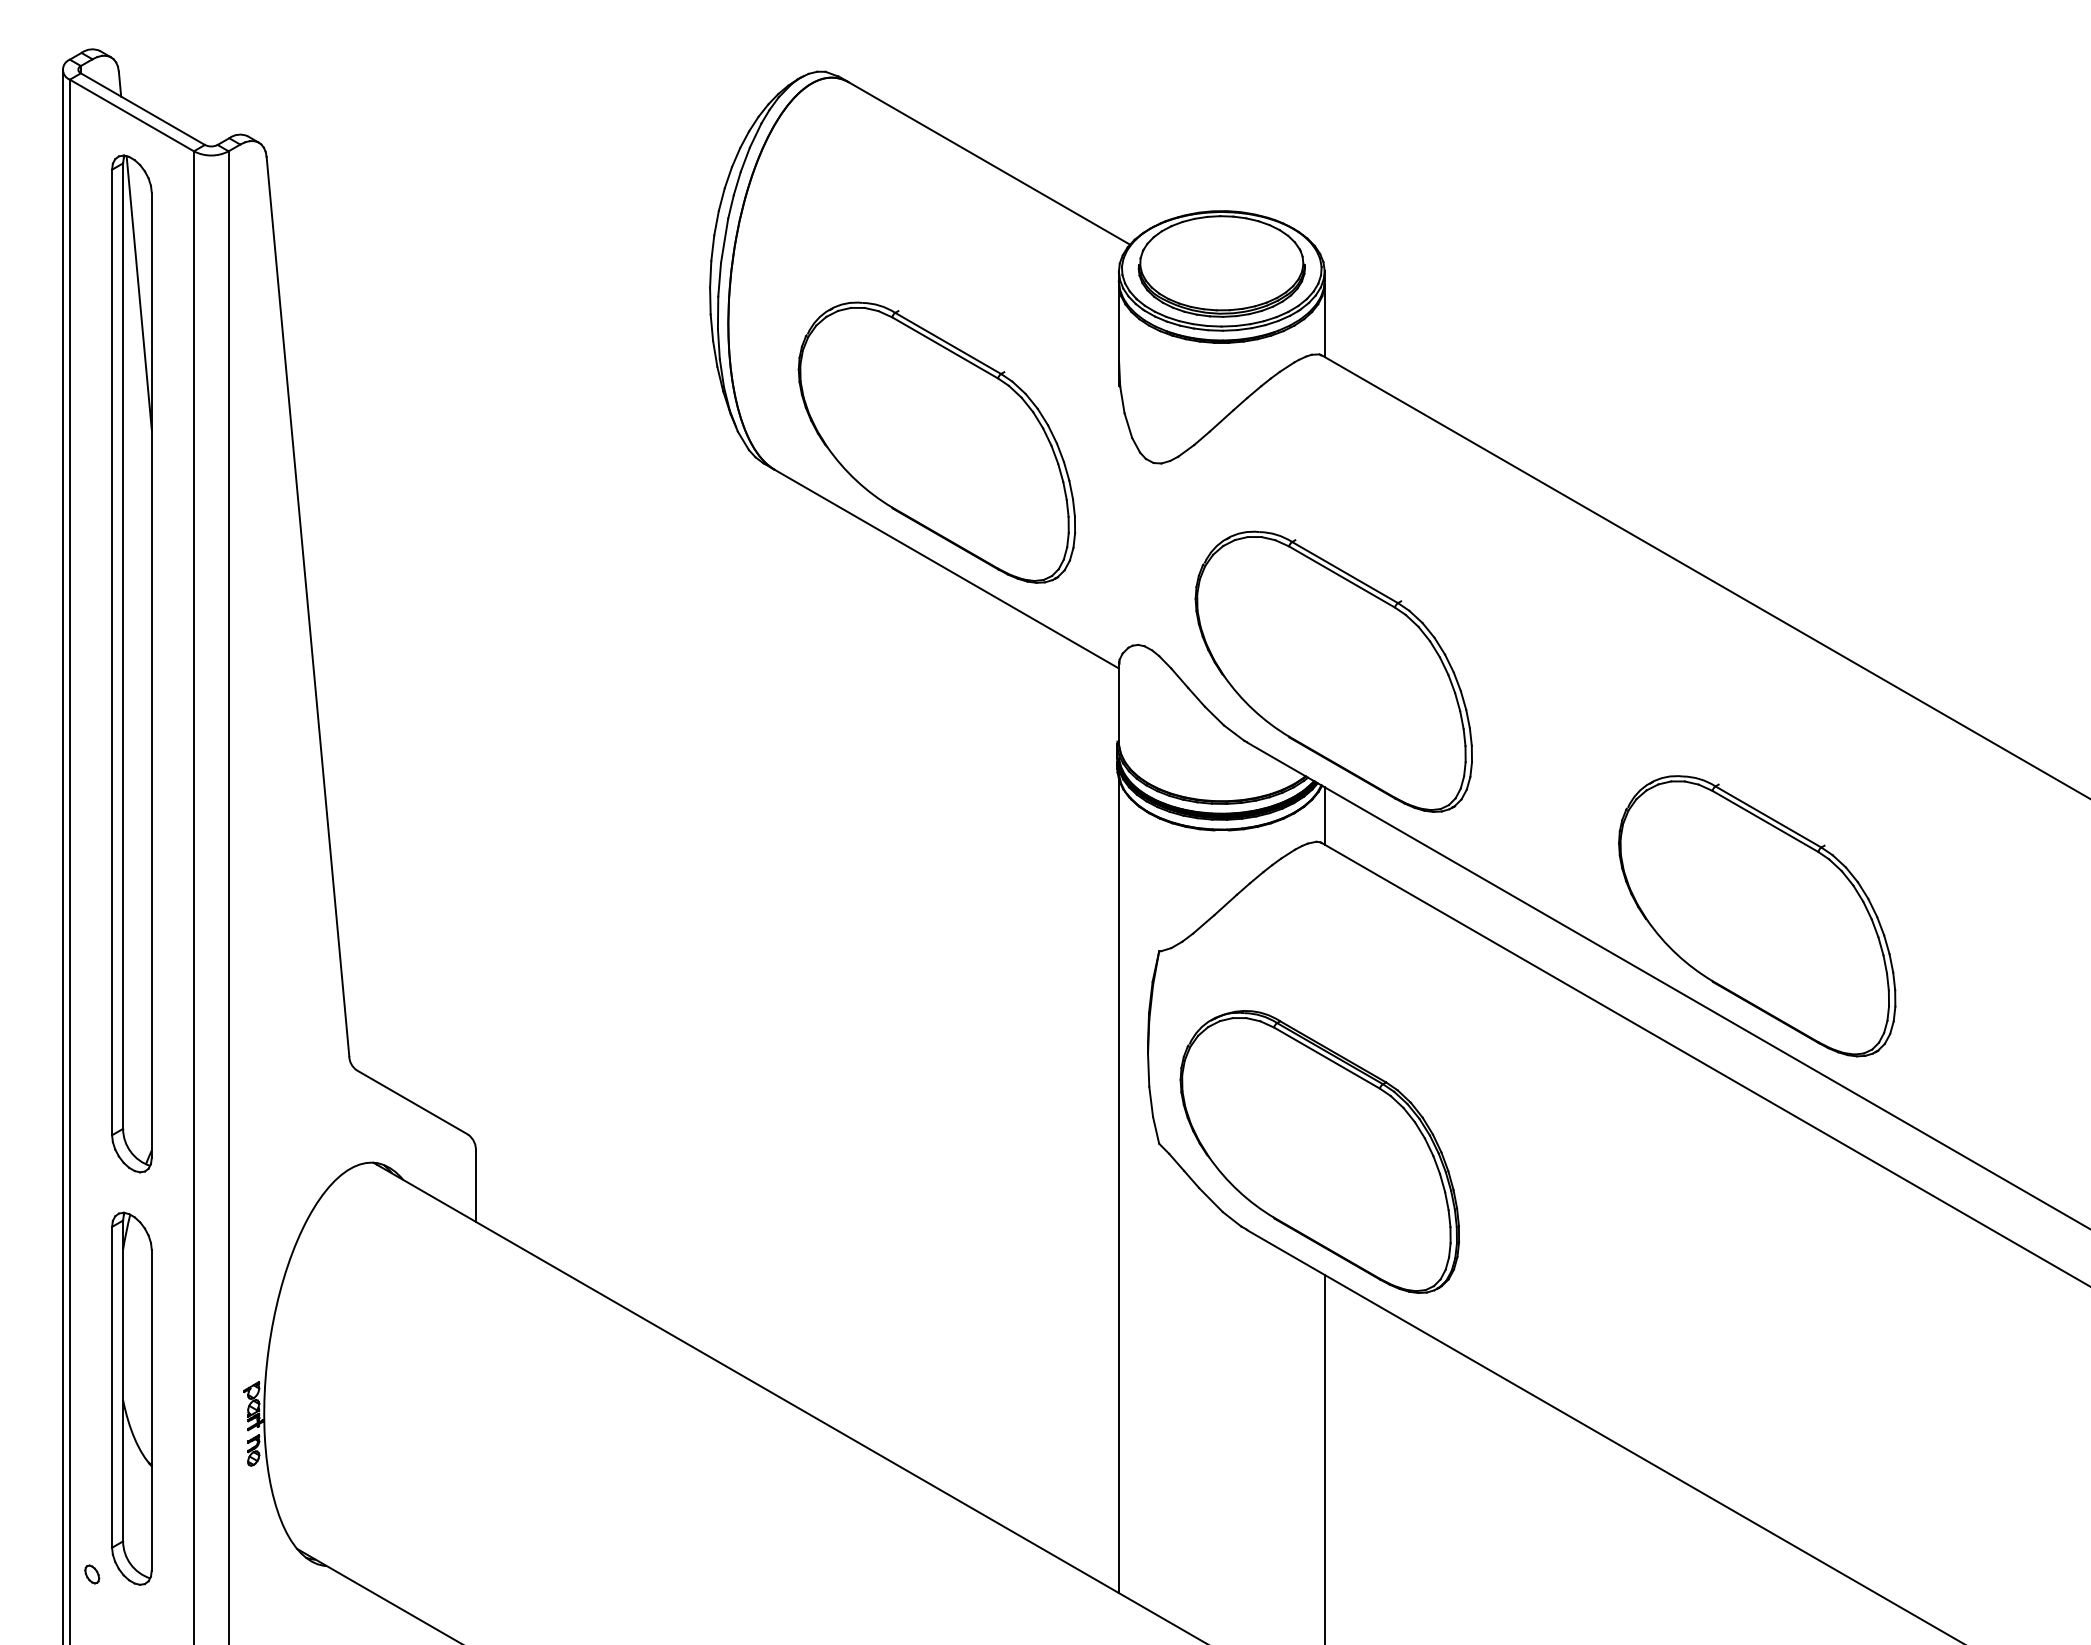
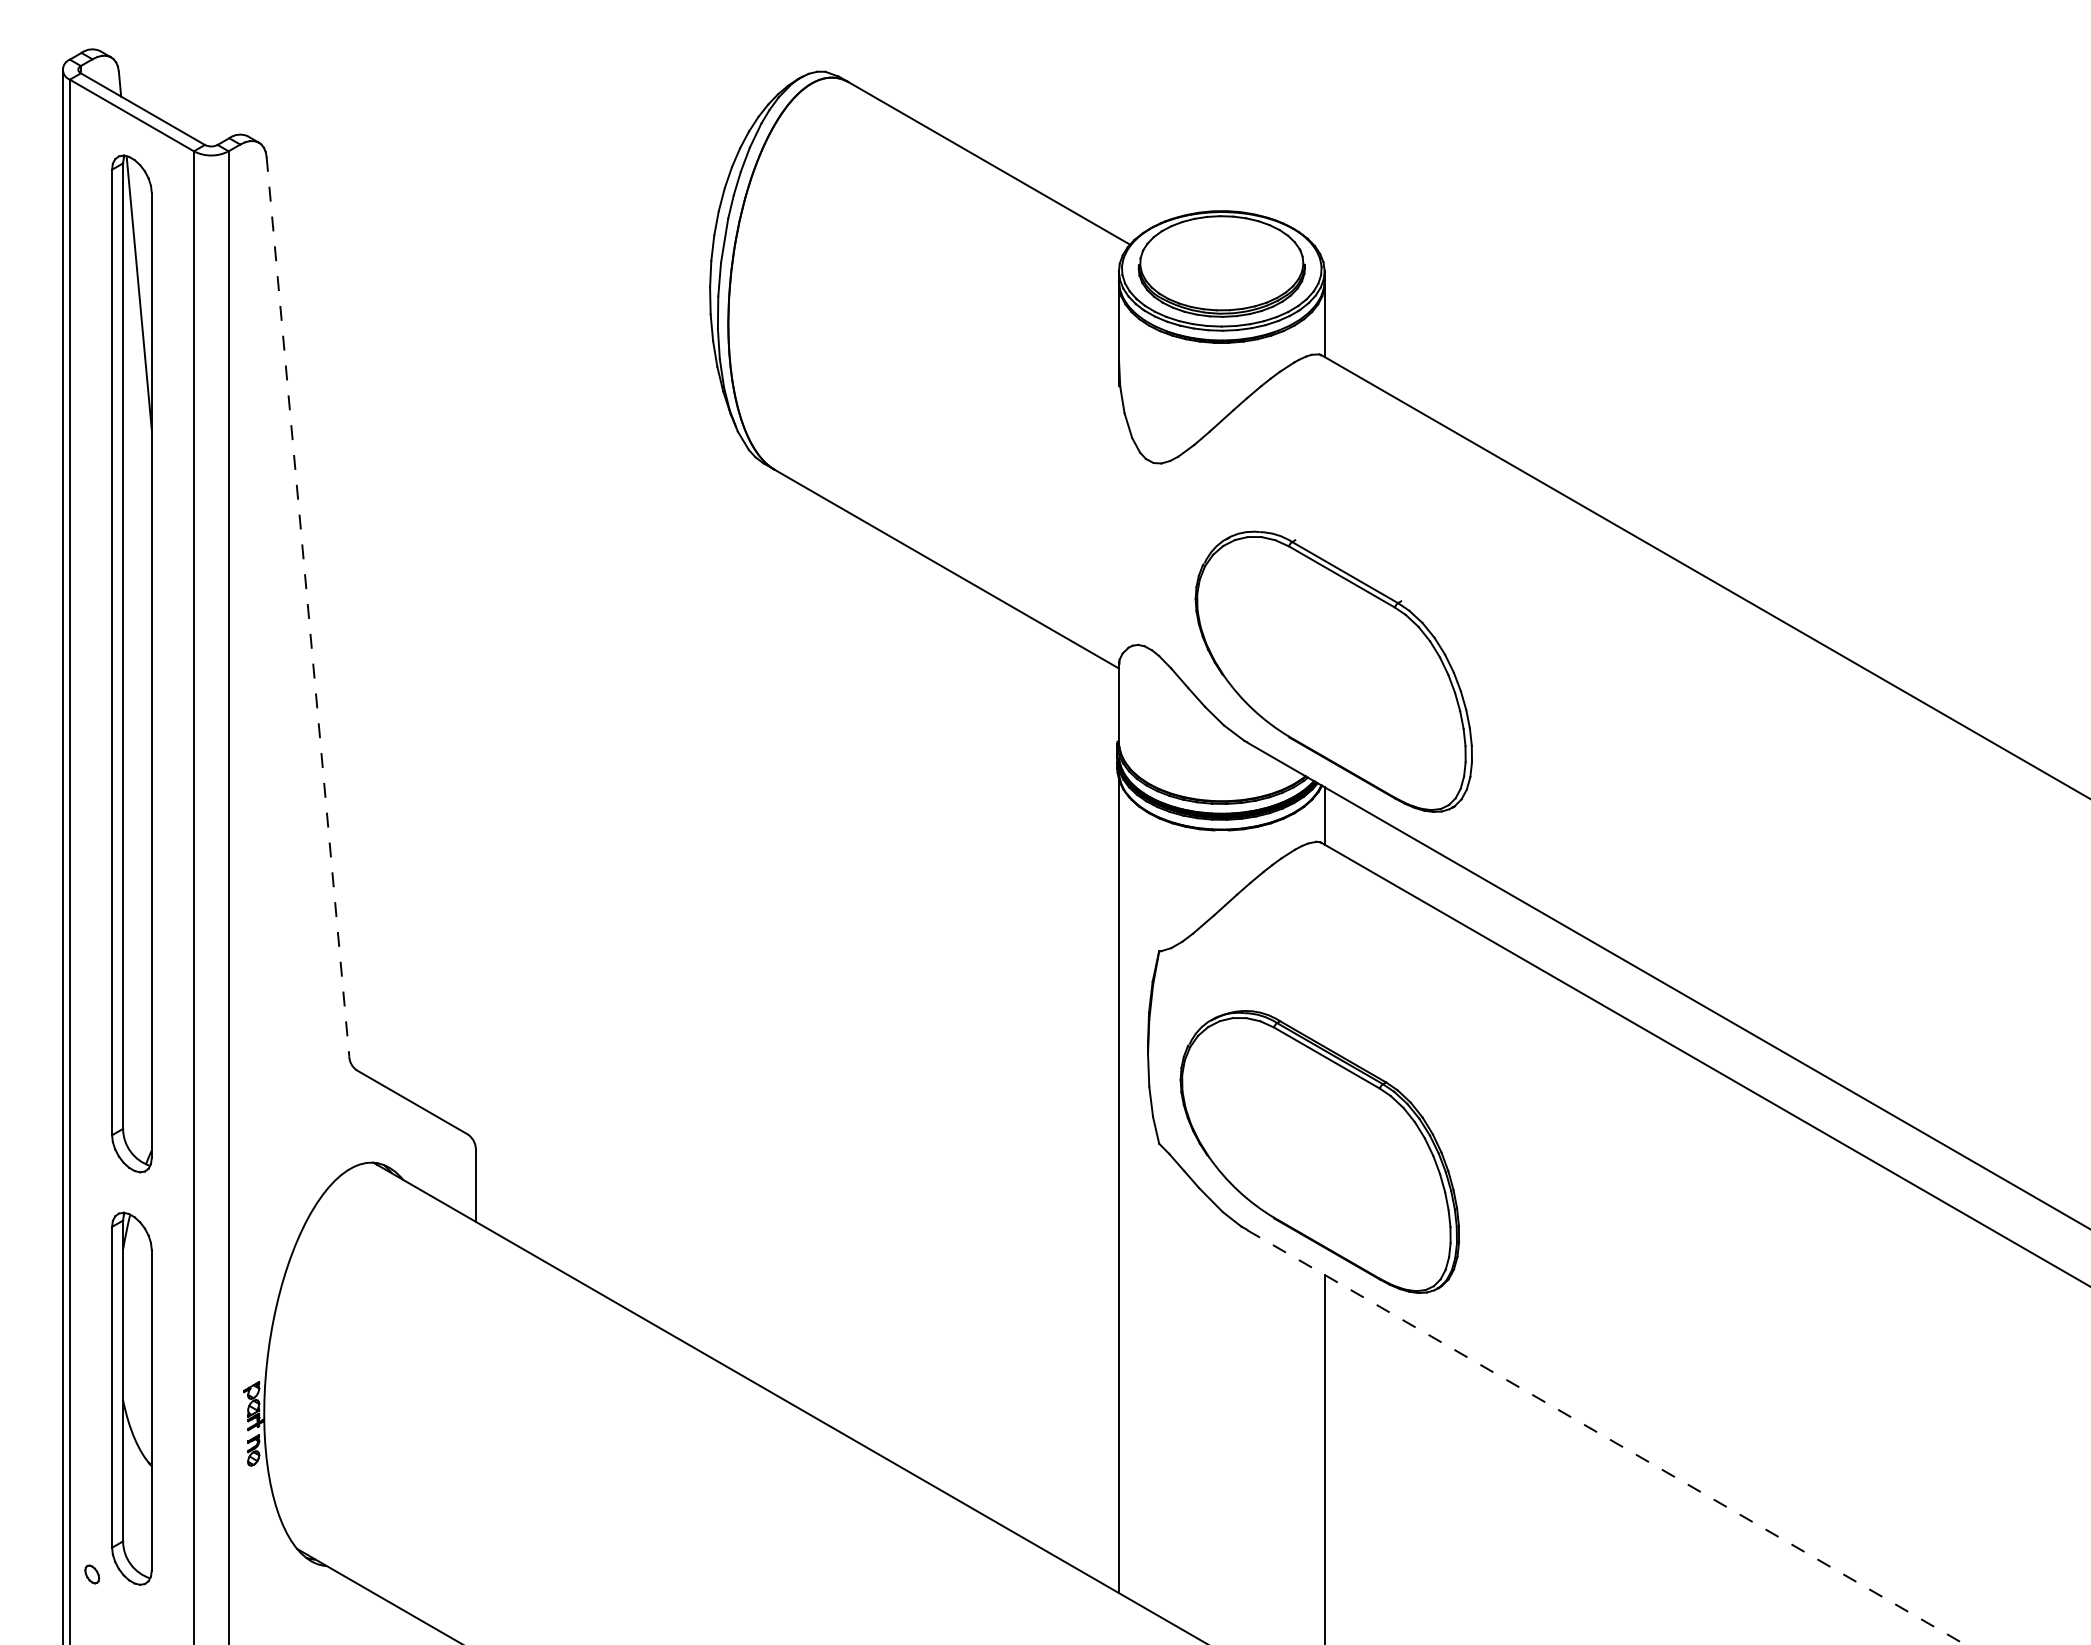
part: present -> none (936, 442)
line: solid -> dashed (307, 606)
part: present -> none (1757, 916)
line: solid -> dashed (1606, 1437)
